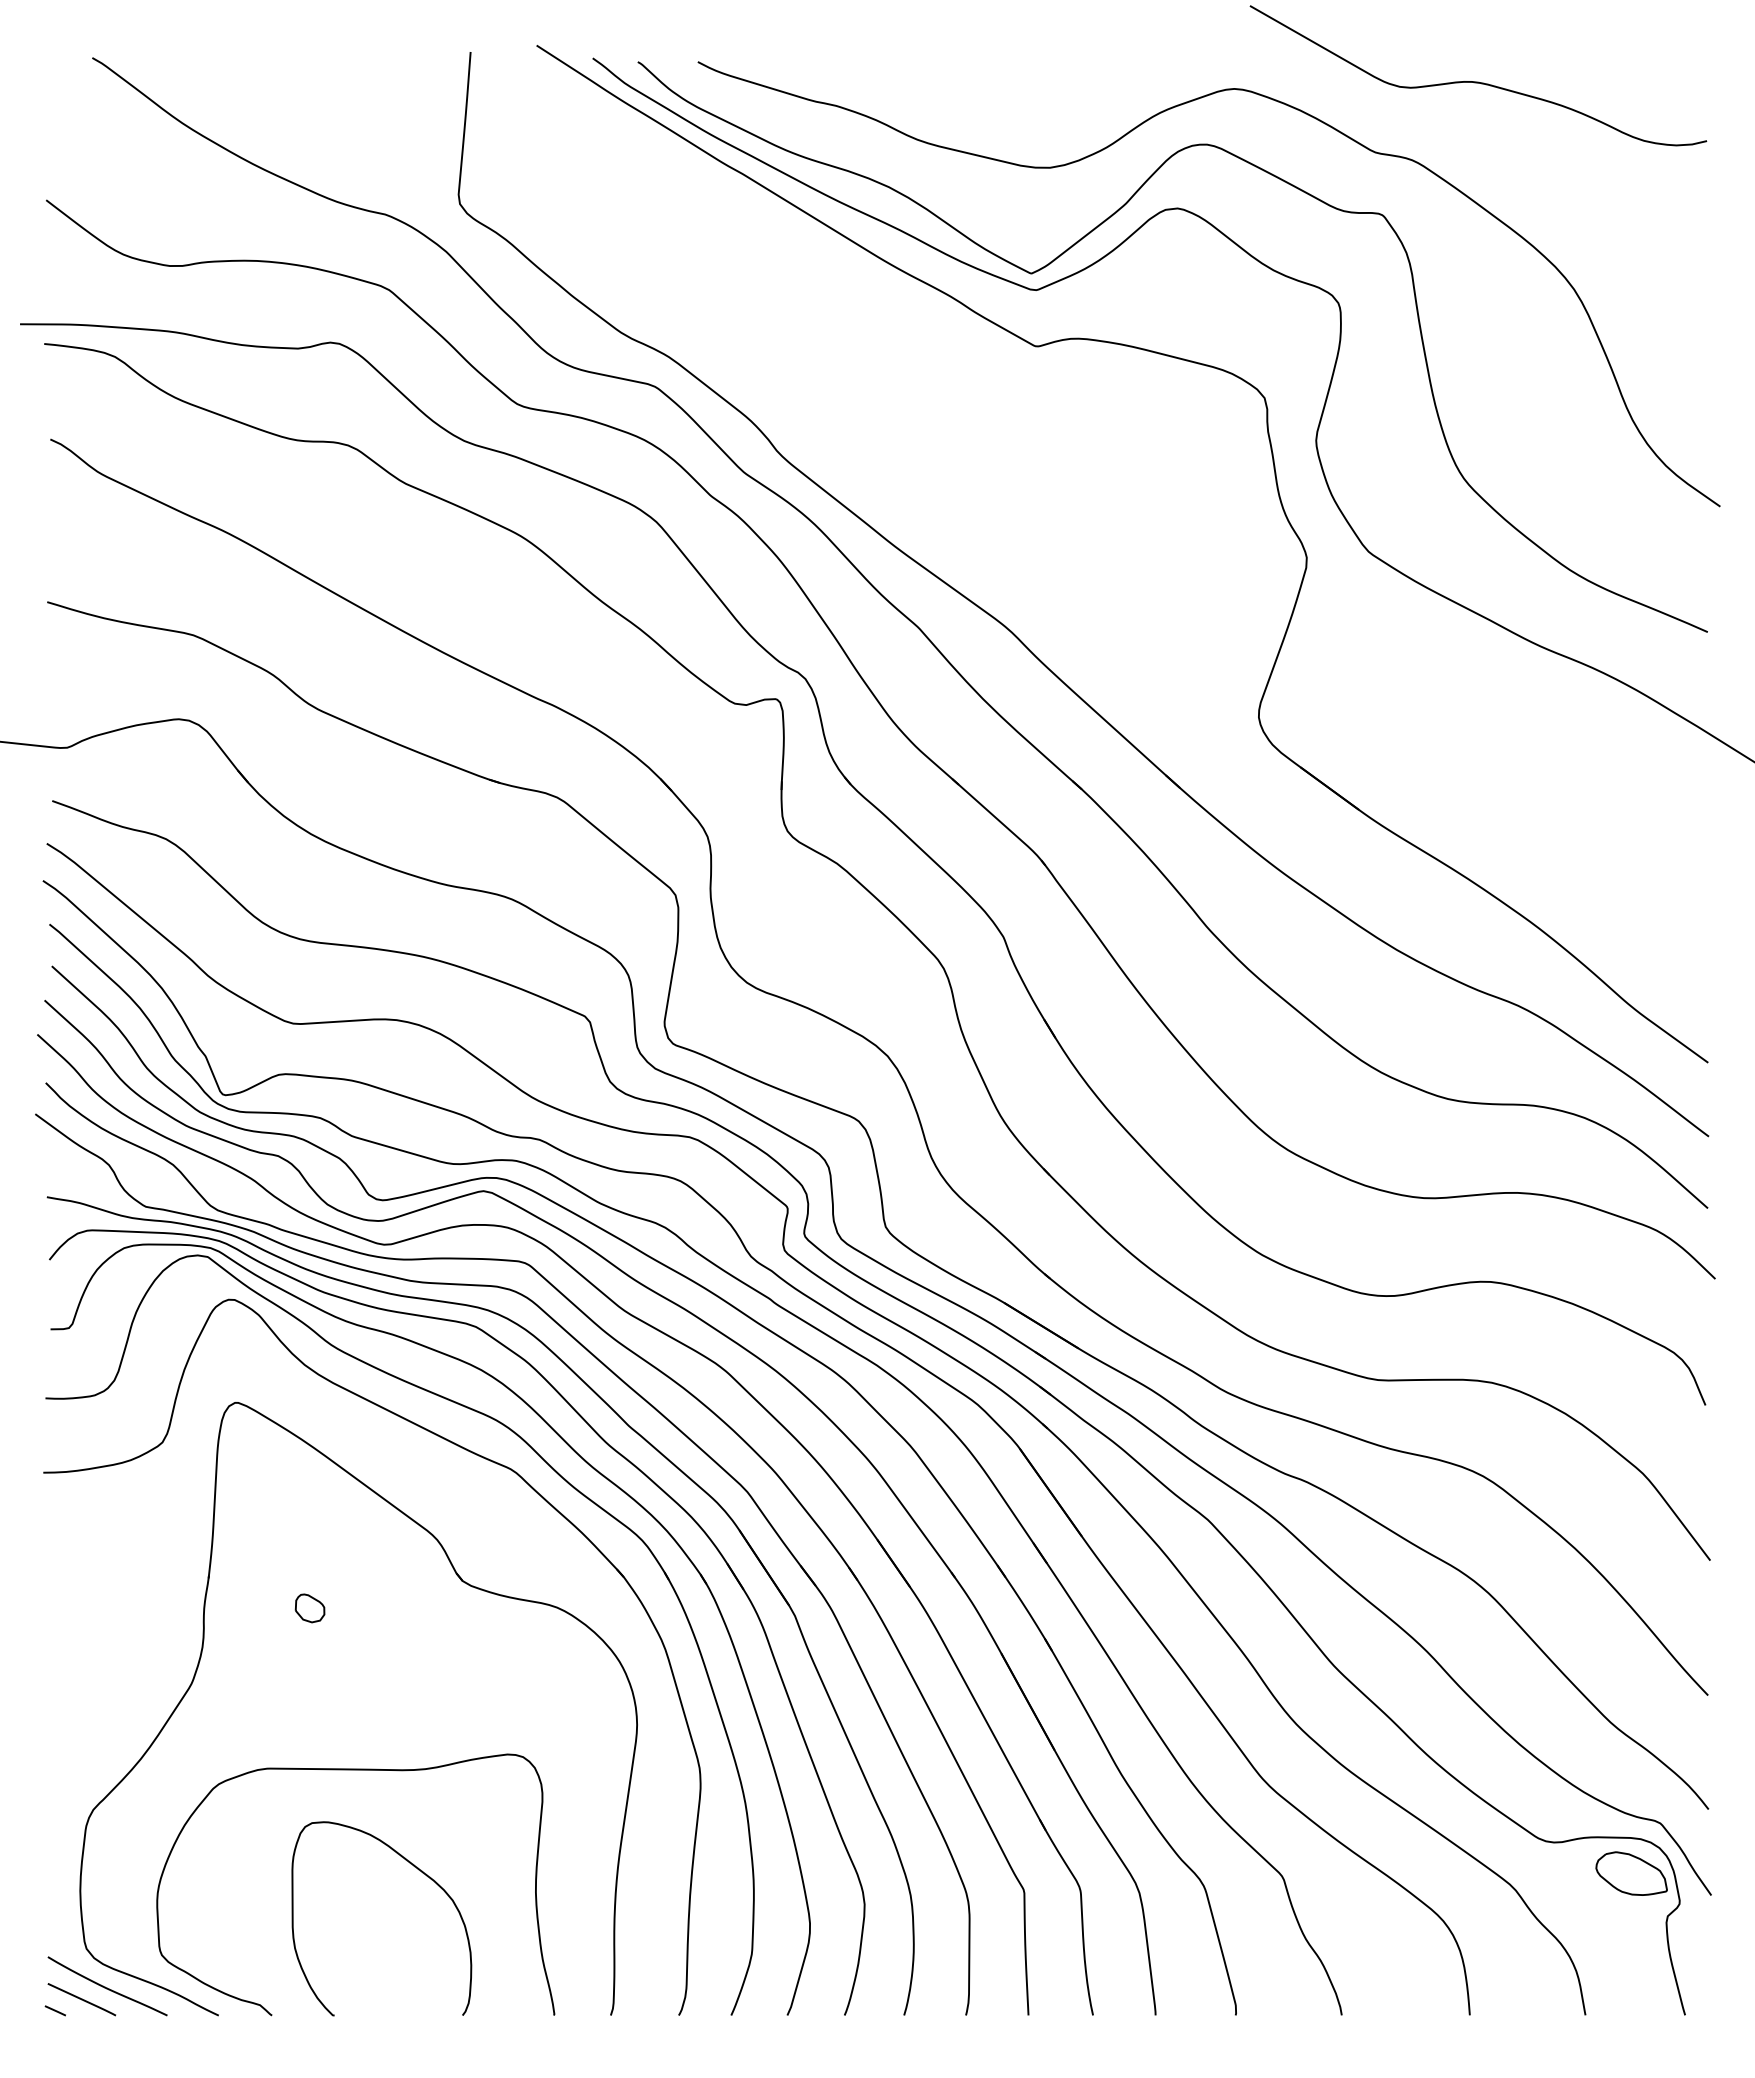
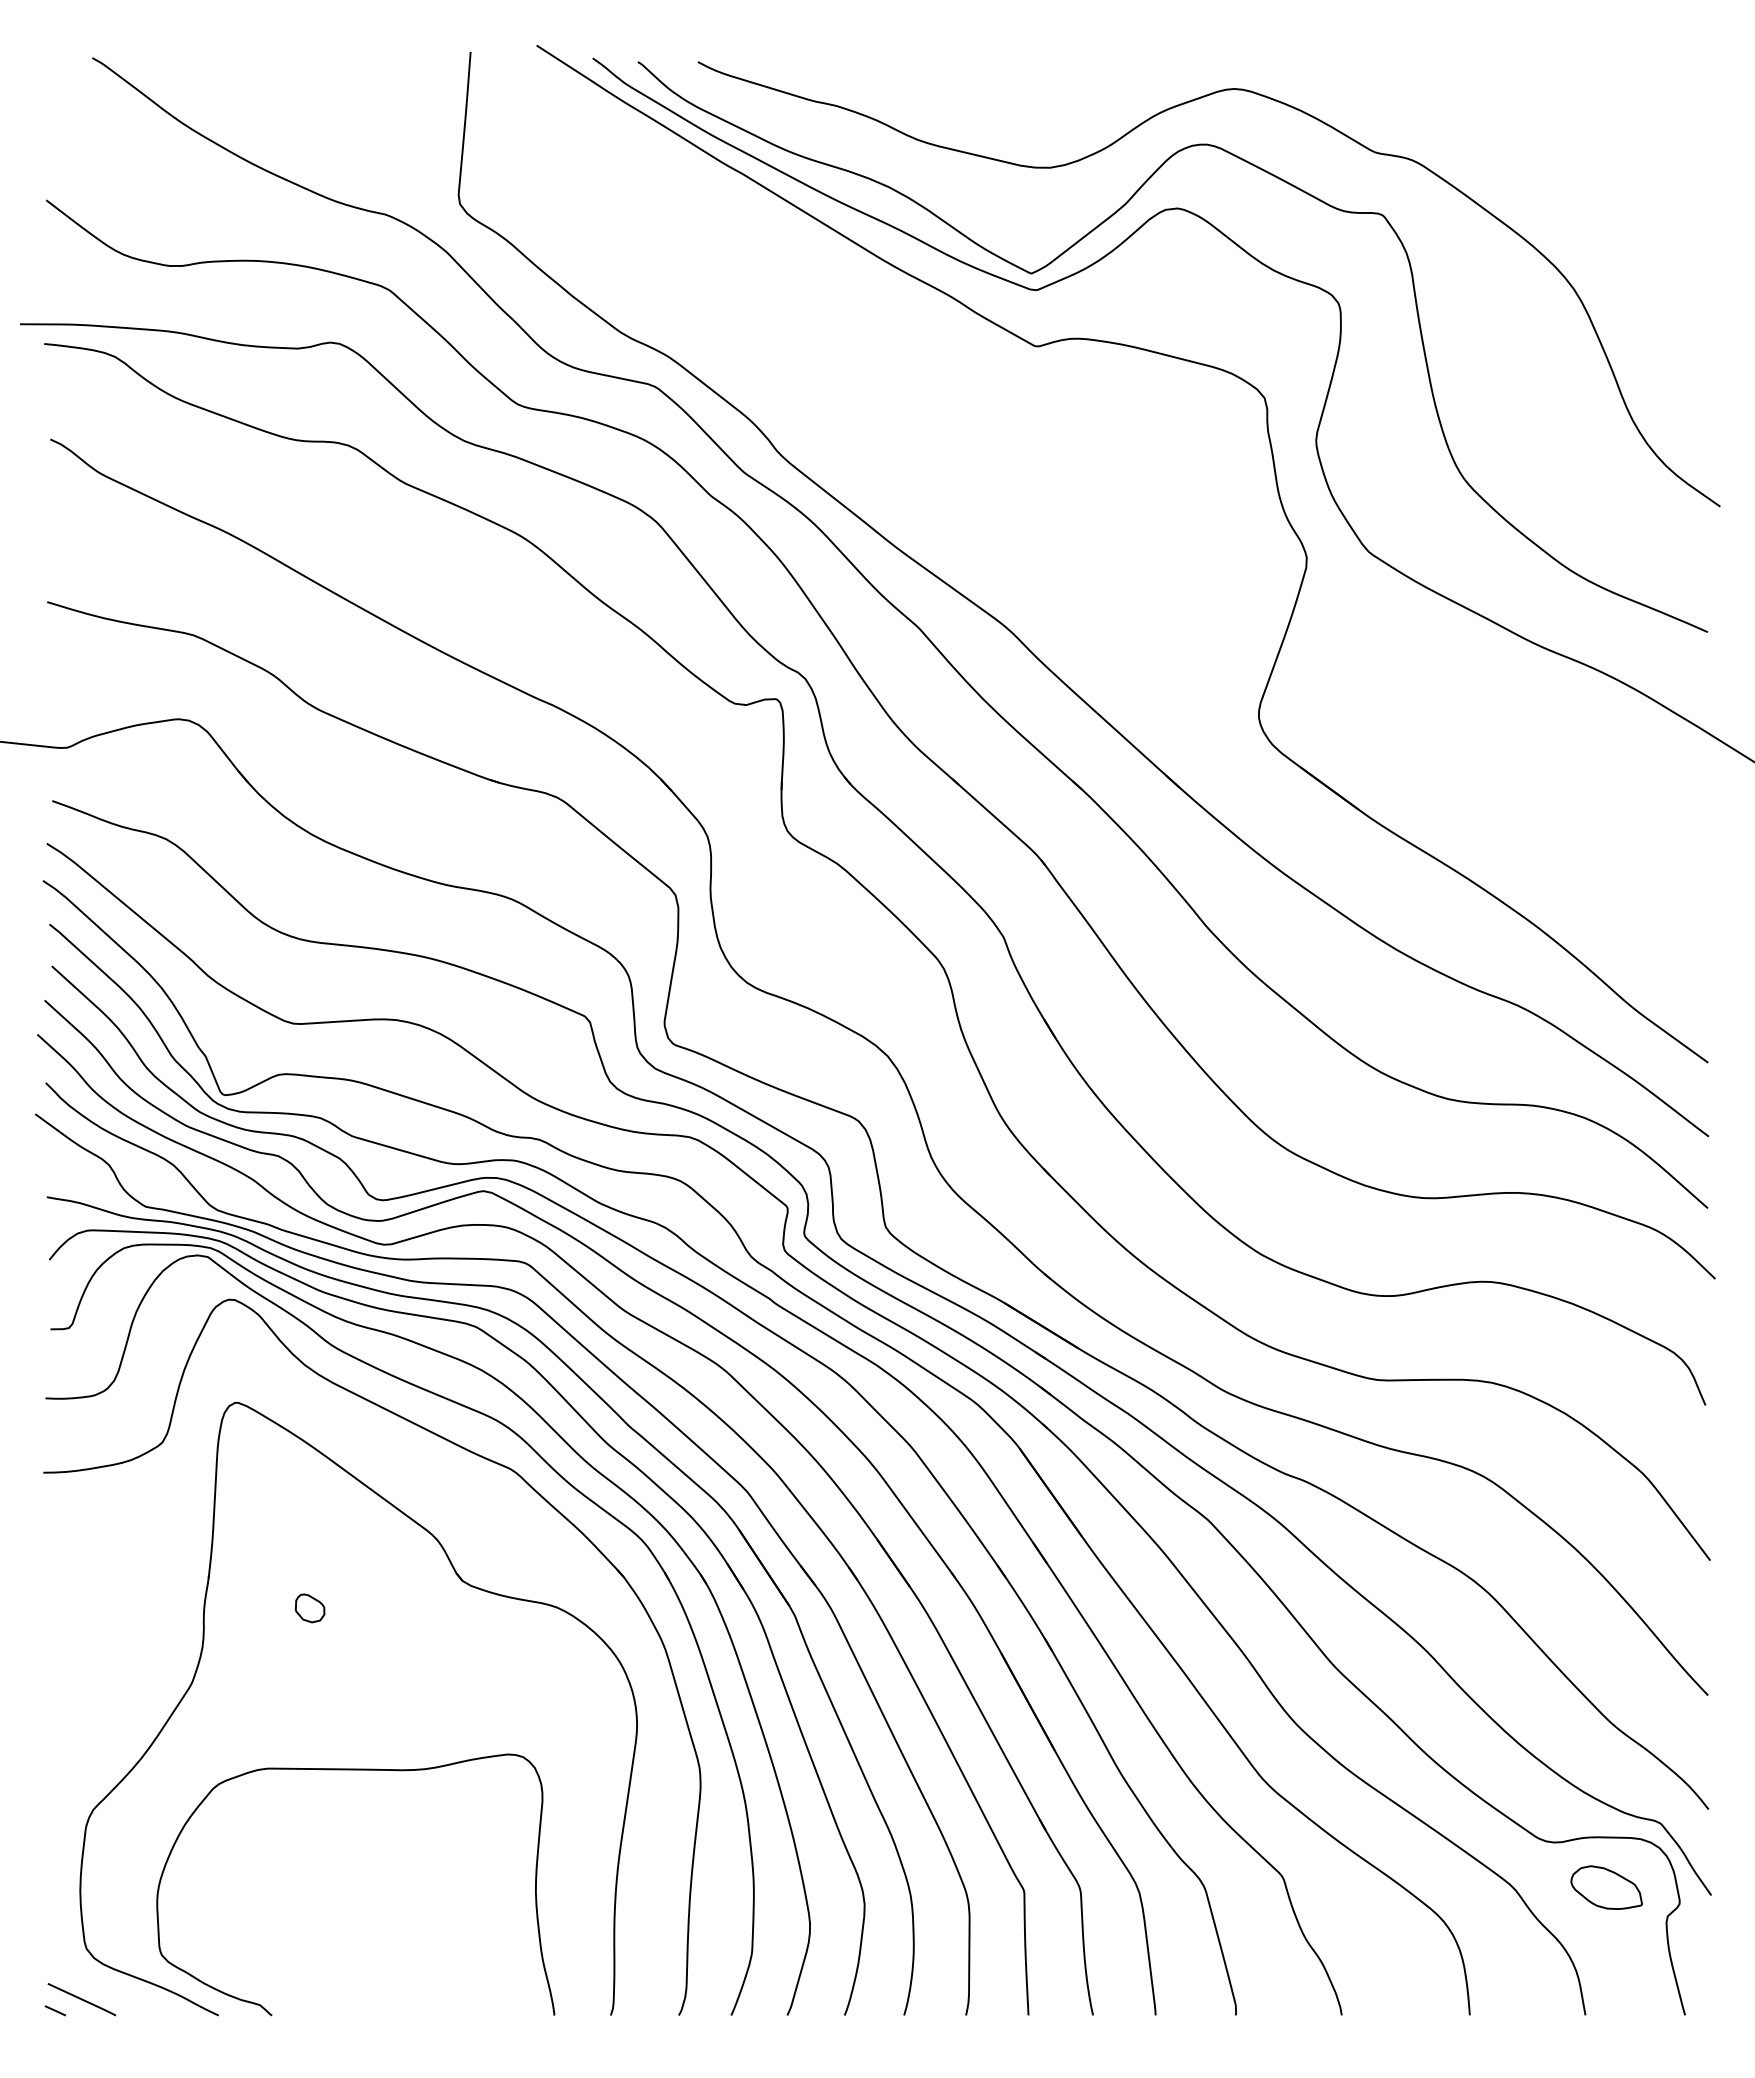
curve: present -> none (1478, 81)
curve: present -> none (418, 1870)
part position: (1631, 1873) -> (1606, 1887) (1606, 1887)
curve: present -> none (107, 1987)
